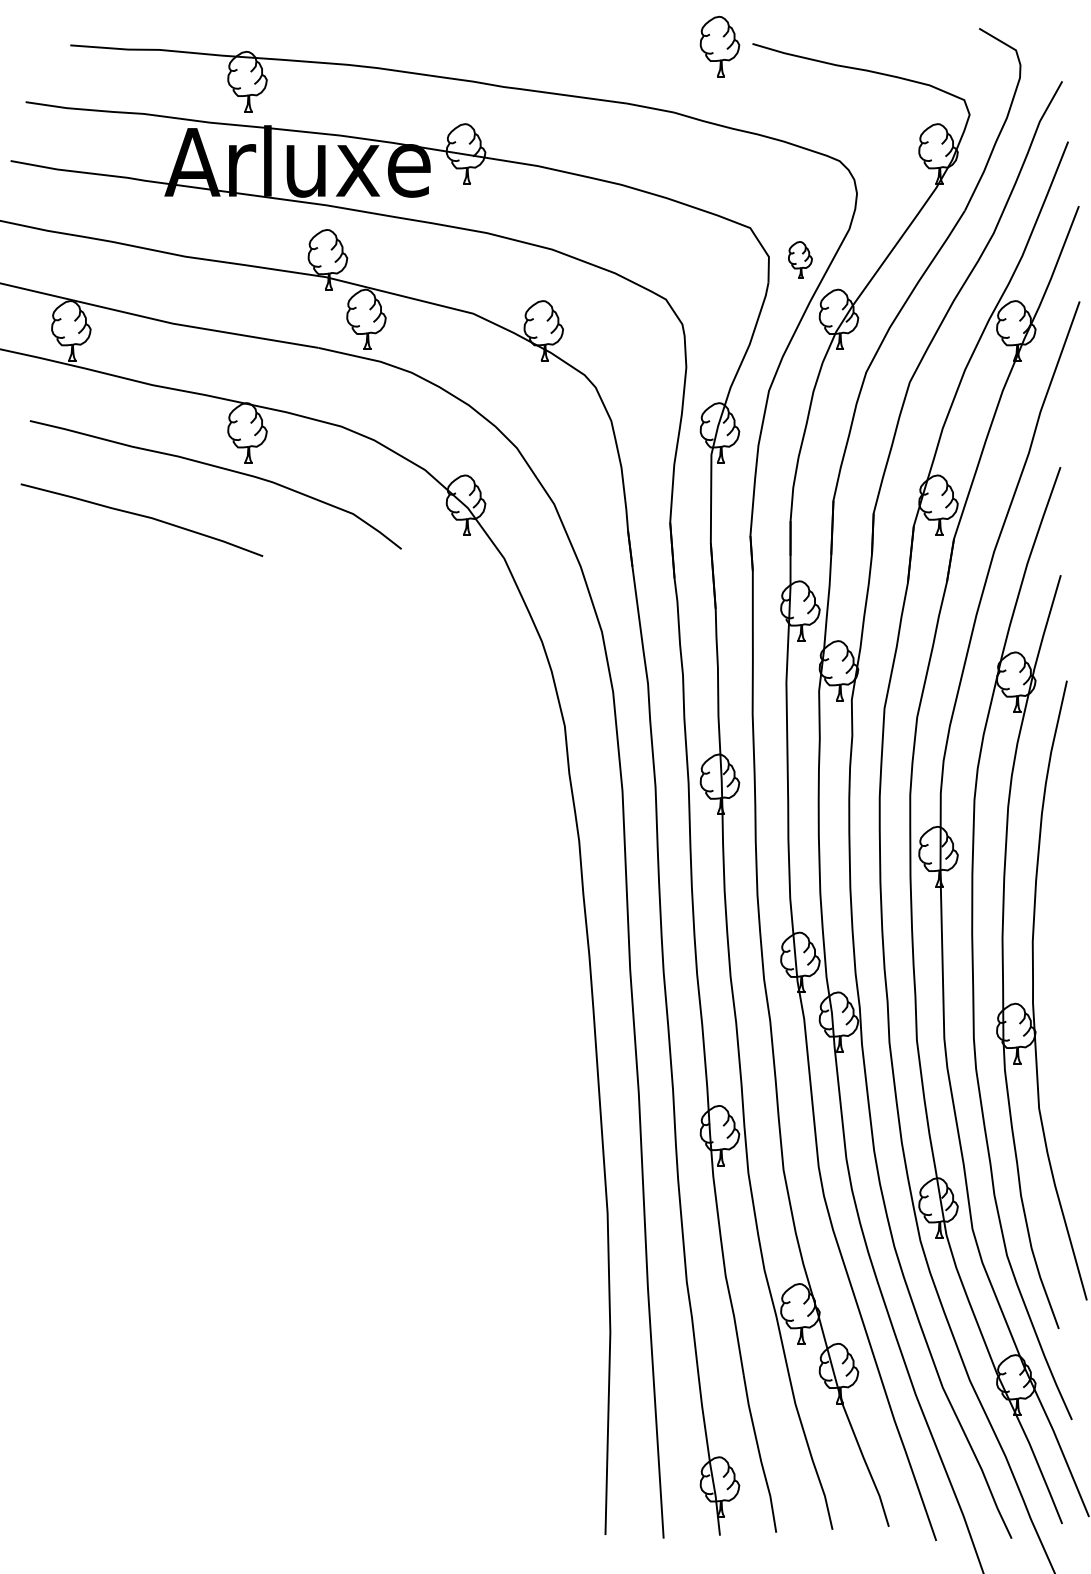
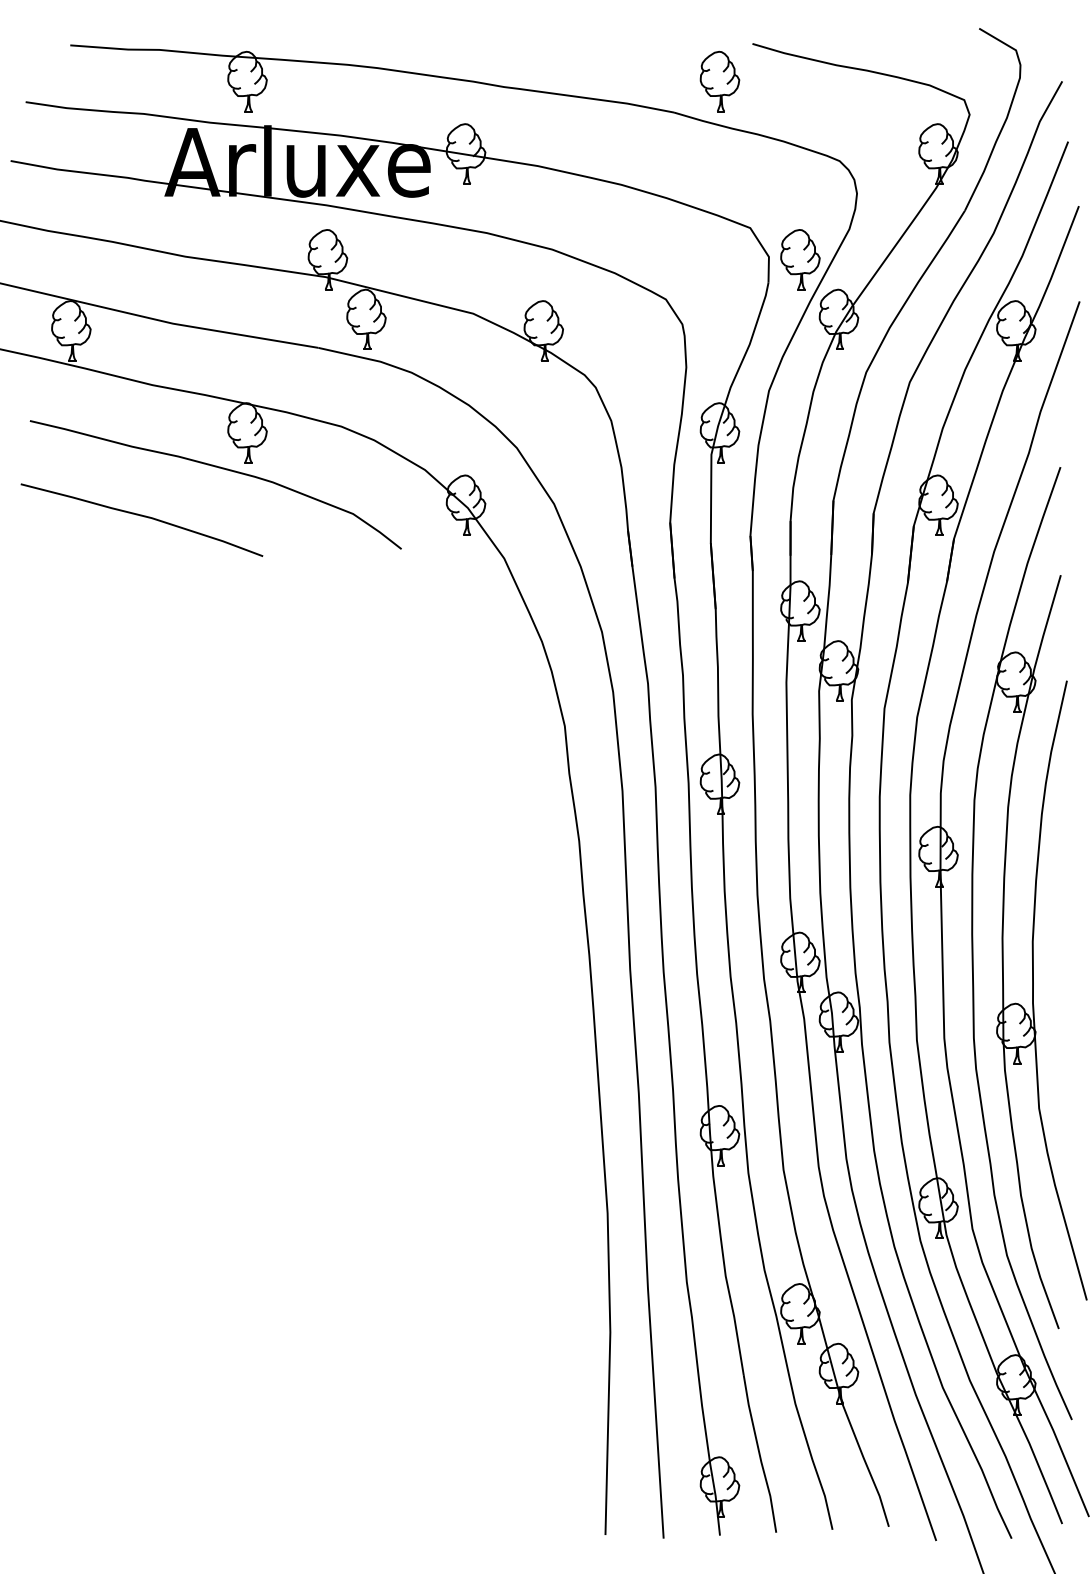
part position: (719, 46) -> (719, 81) (719, 81)
part size: 25x38 px -> 41x62 px (800, 259)
